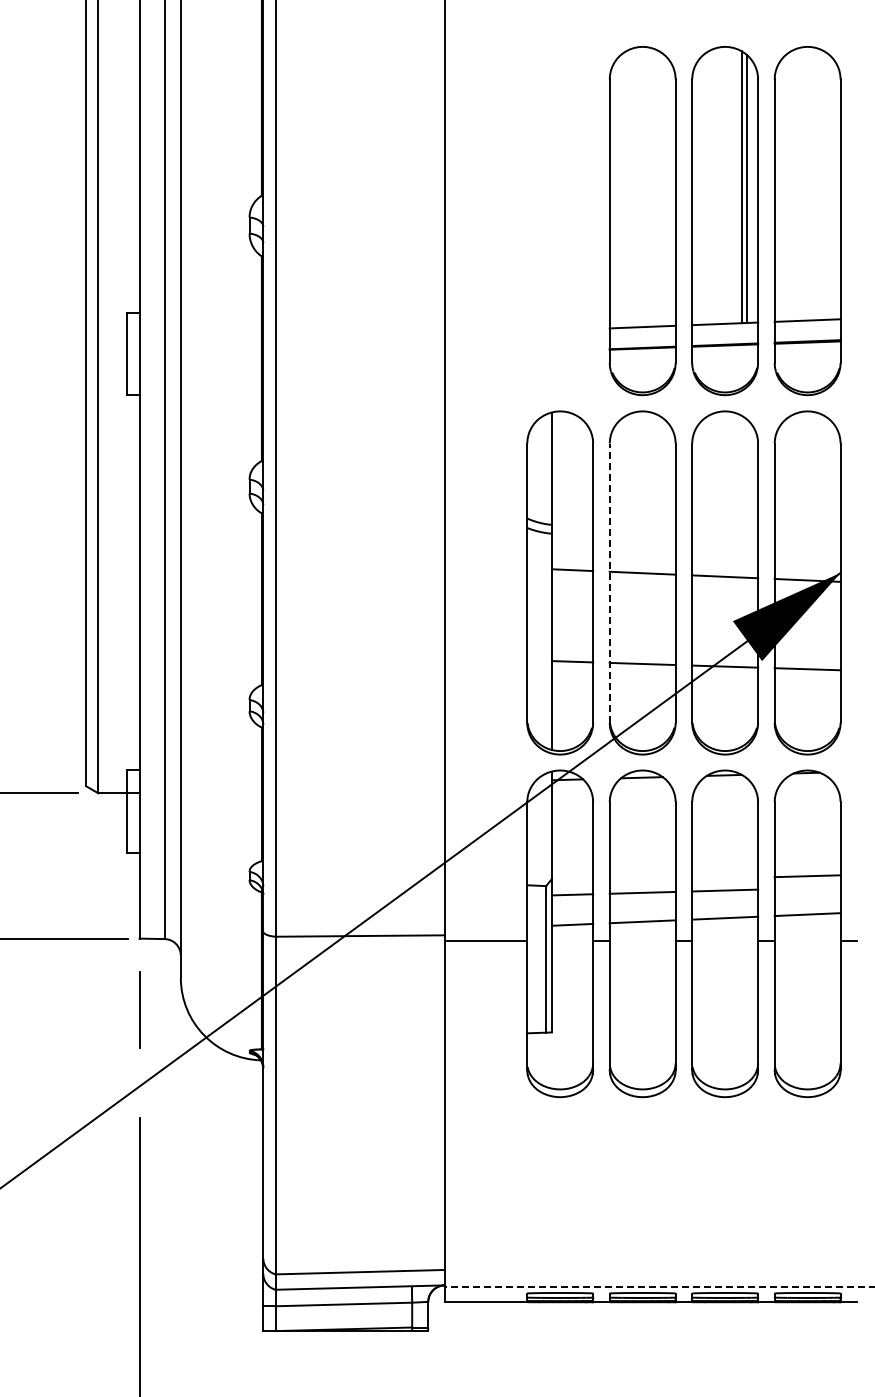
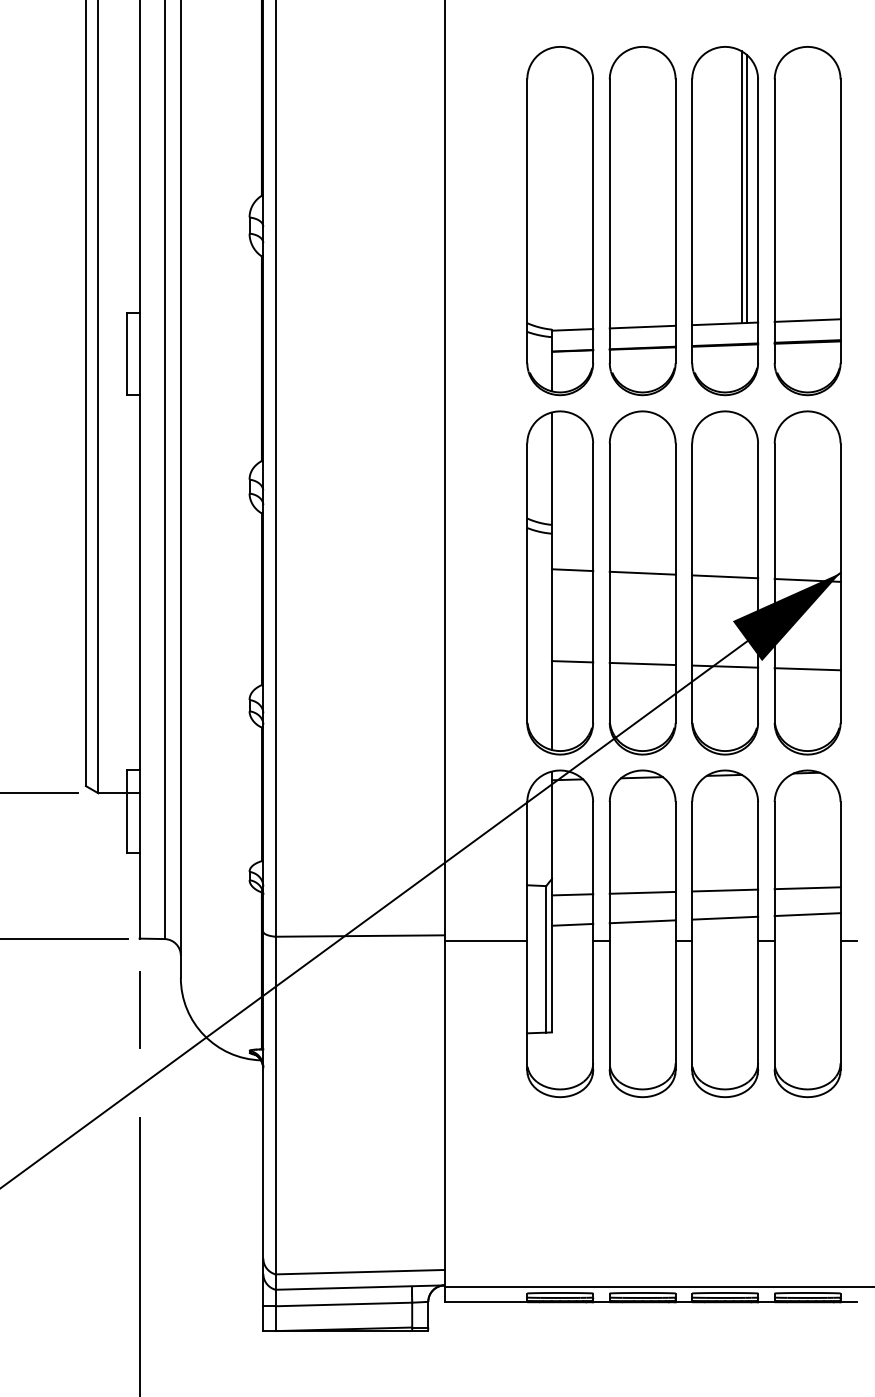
part: none -> present (560, 221)
line: dashed -> solid (609, 583)
line position: (807, 876) -> (807, 888) (807, 888)
line: dashed -> solid (659, 1286)
